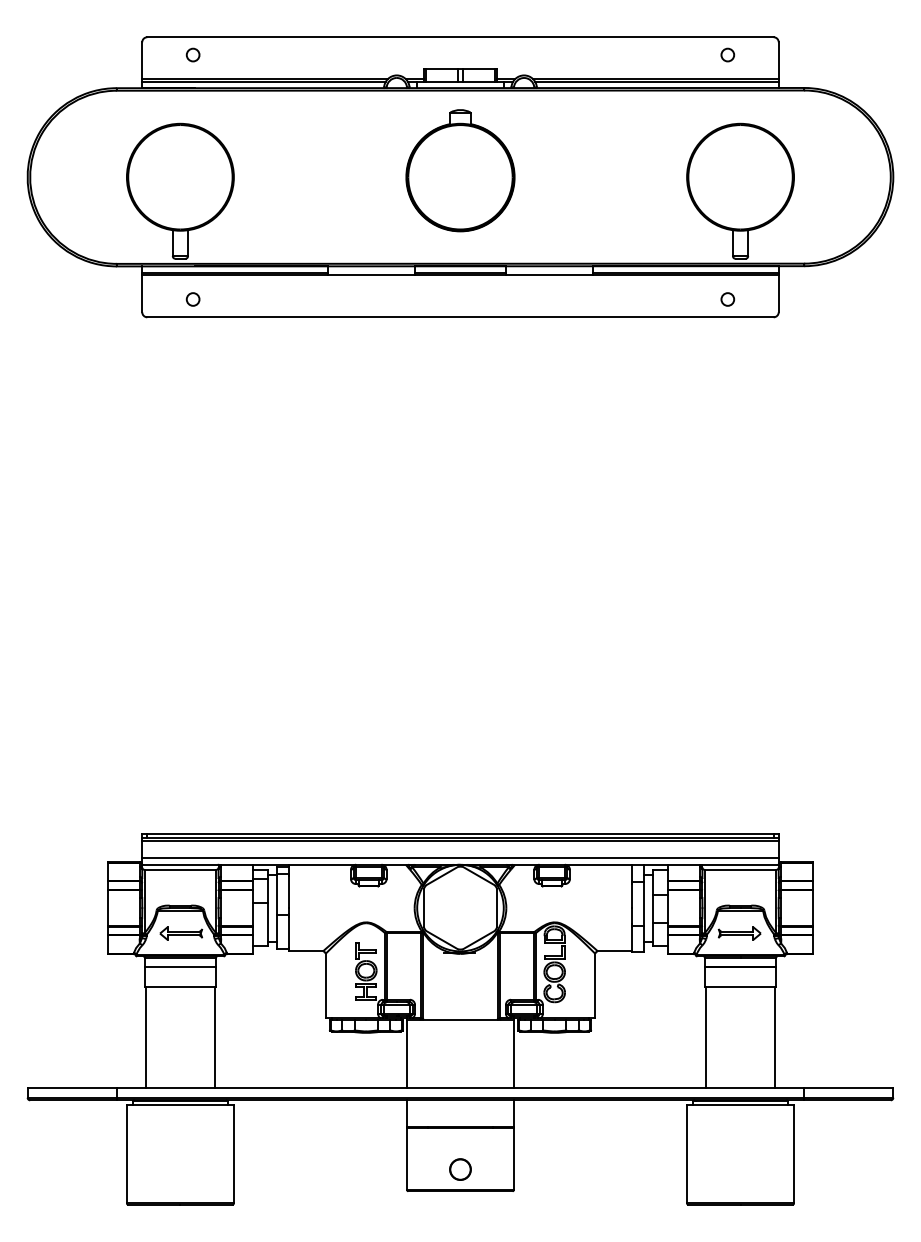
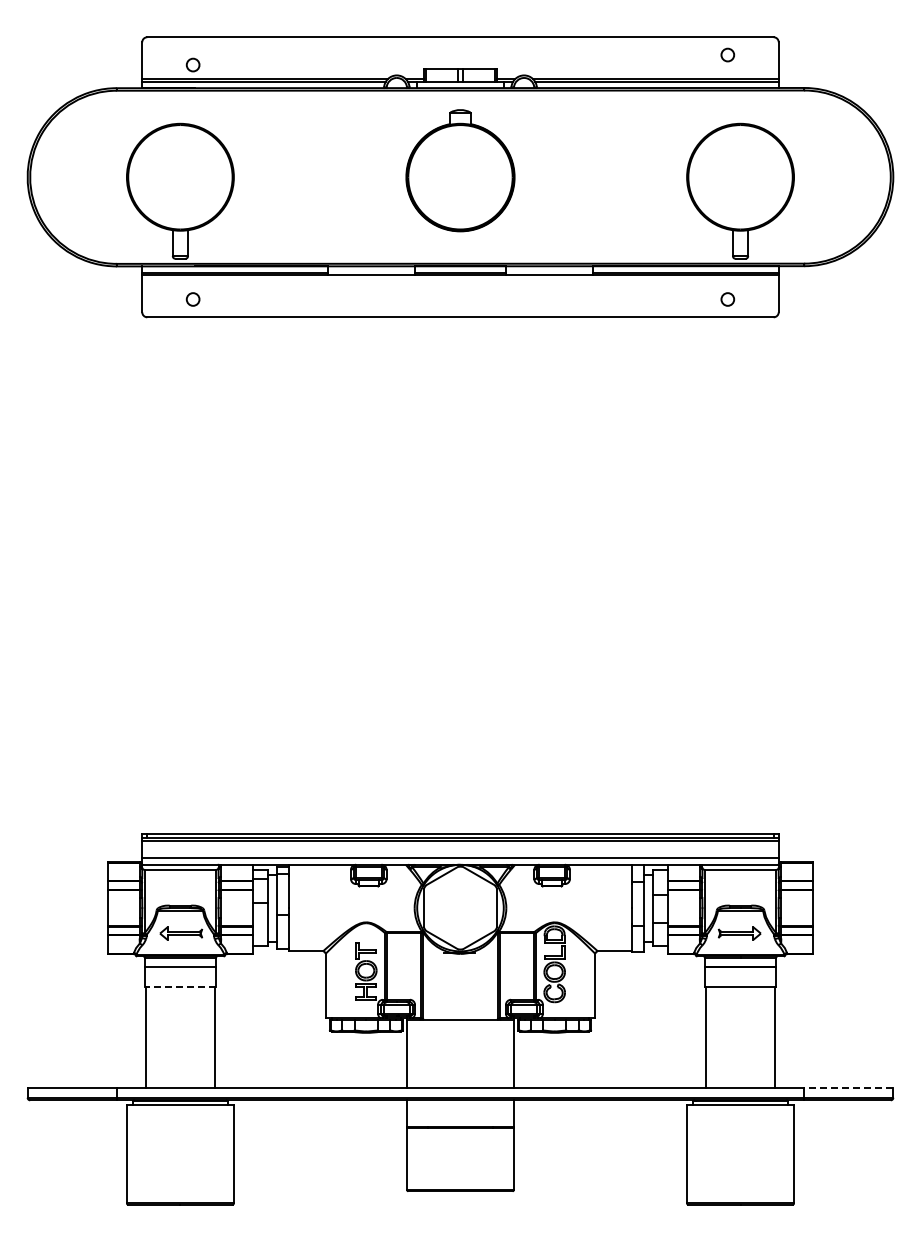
circle position: (192, 54) -> (192, 64) (192, 64)
line: solid -> dashed (180, 987)
line: solid -> dashed (848, 1087)
circle: present -> none (460, 1169)
